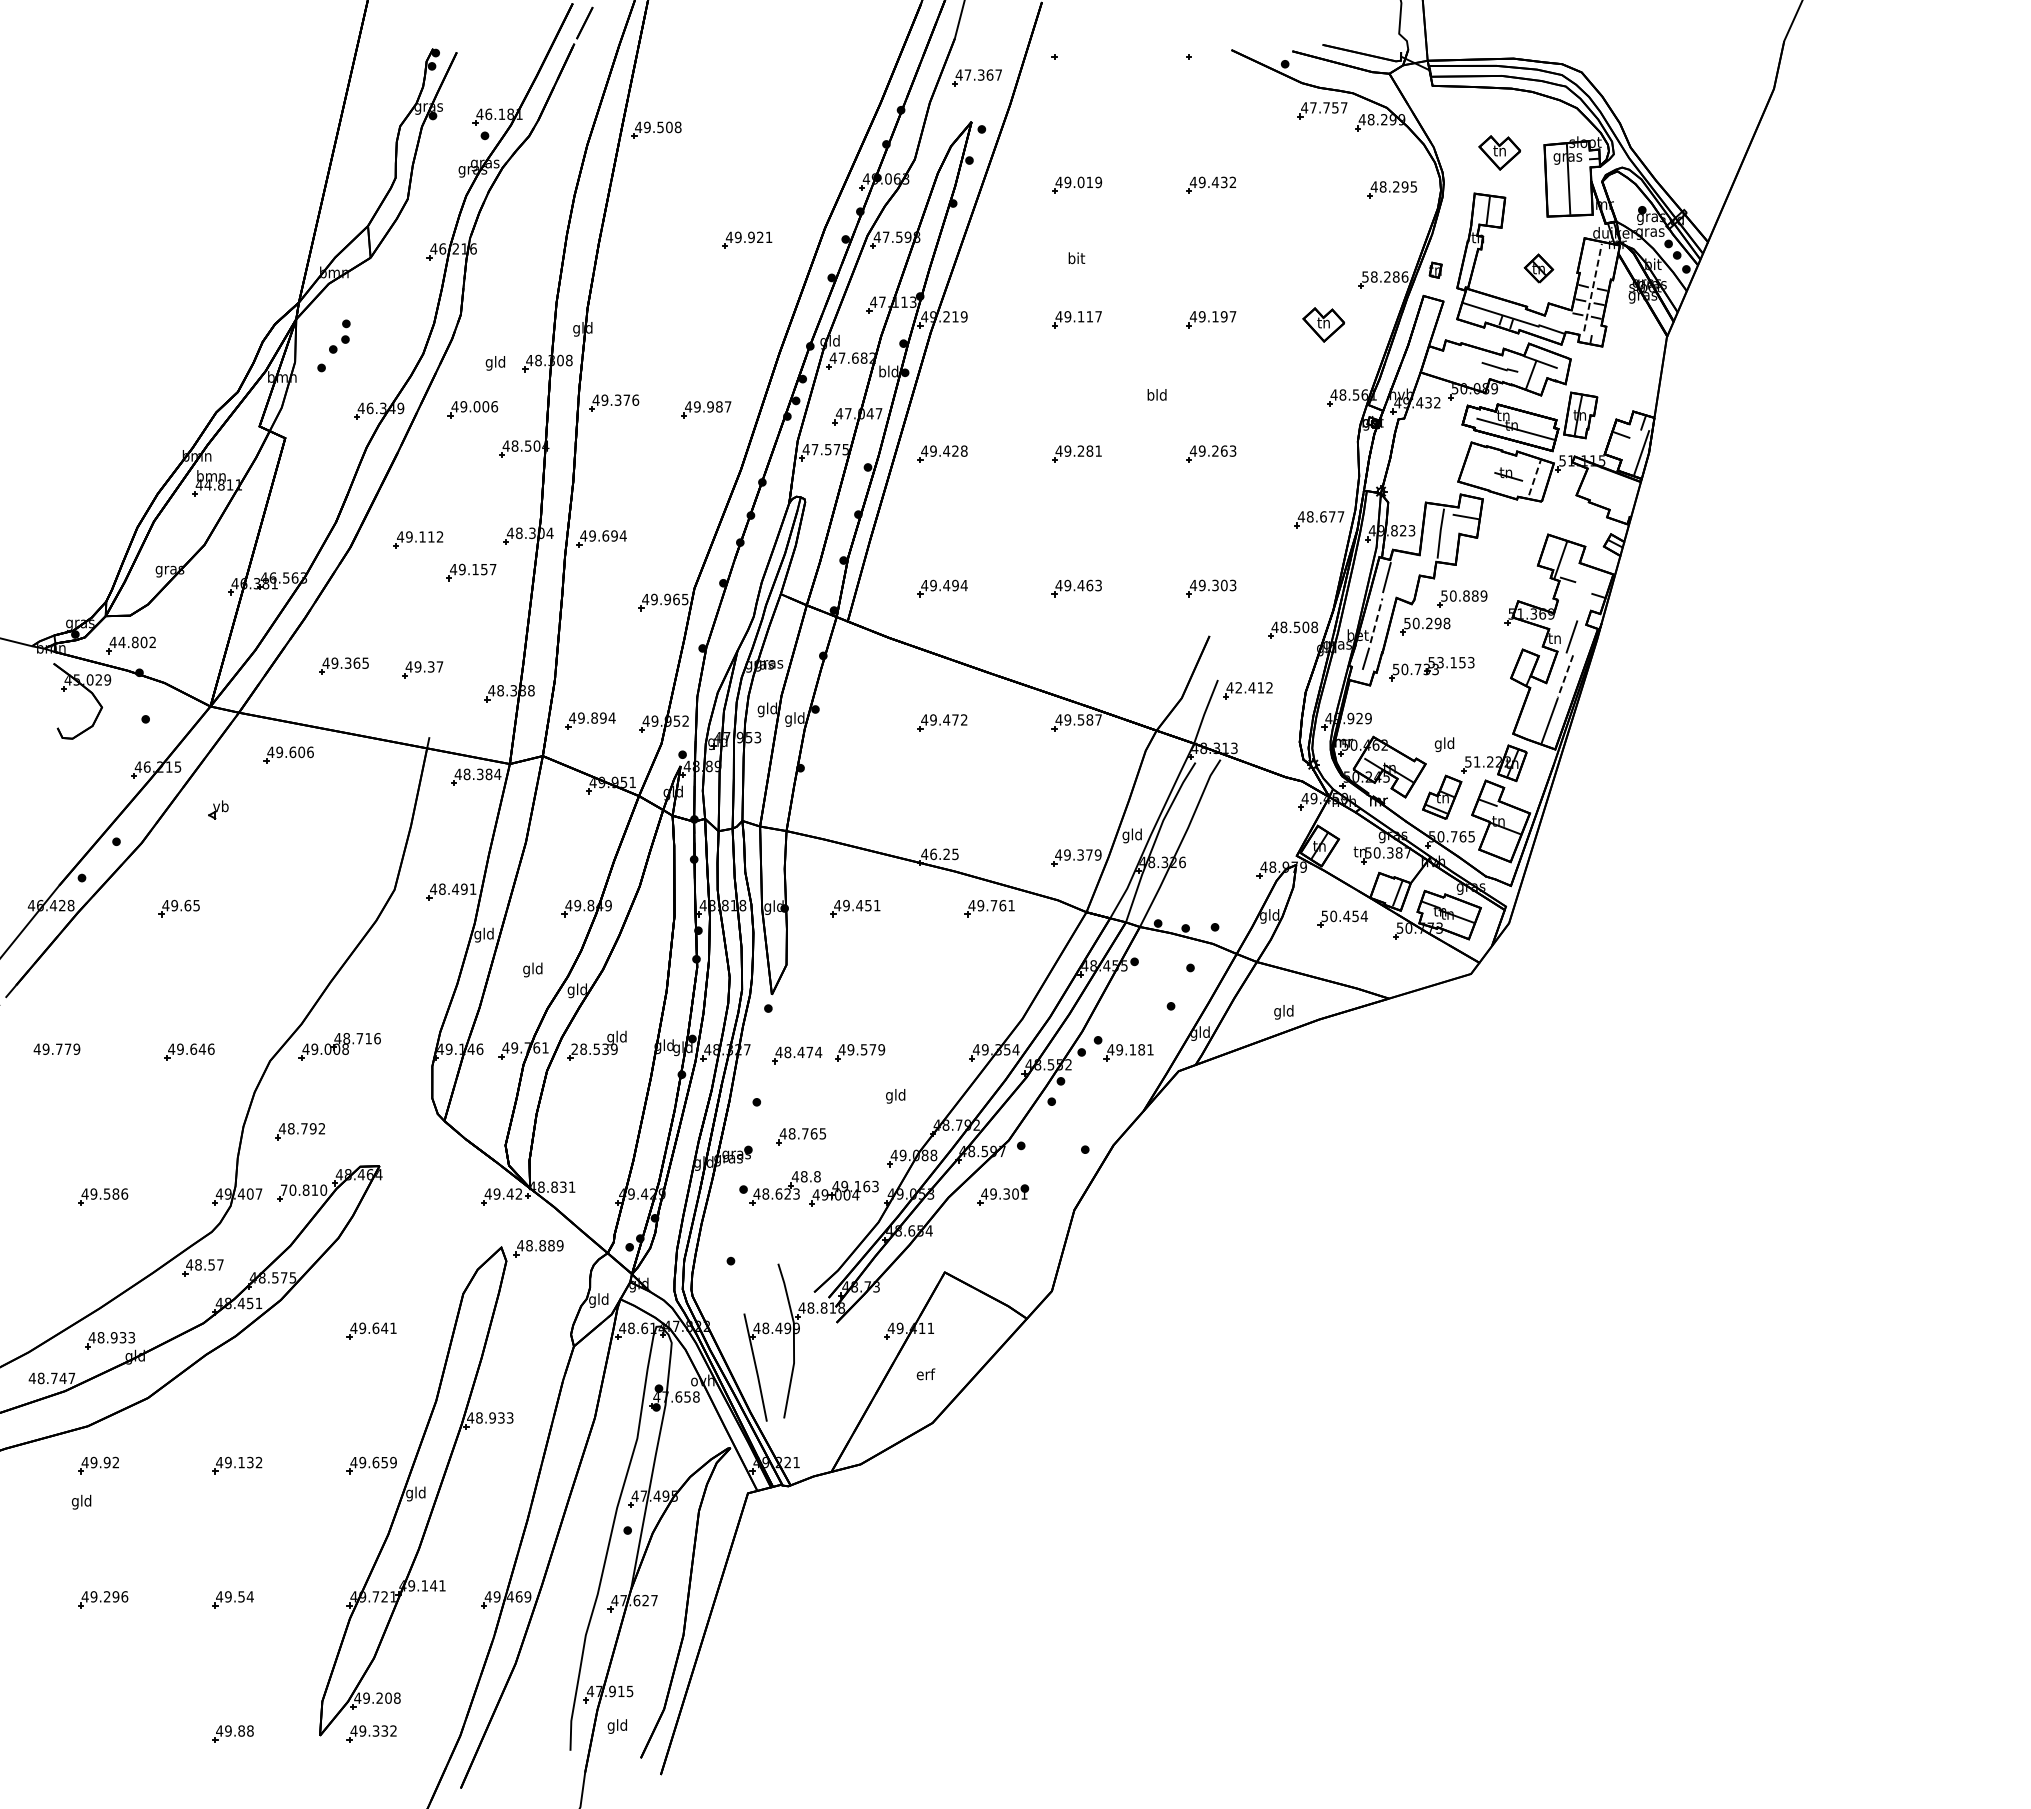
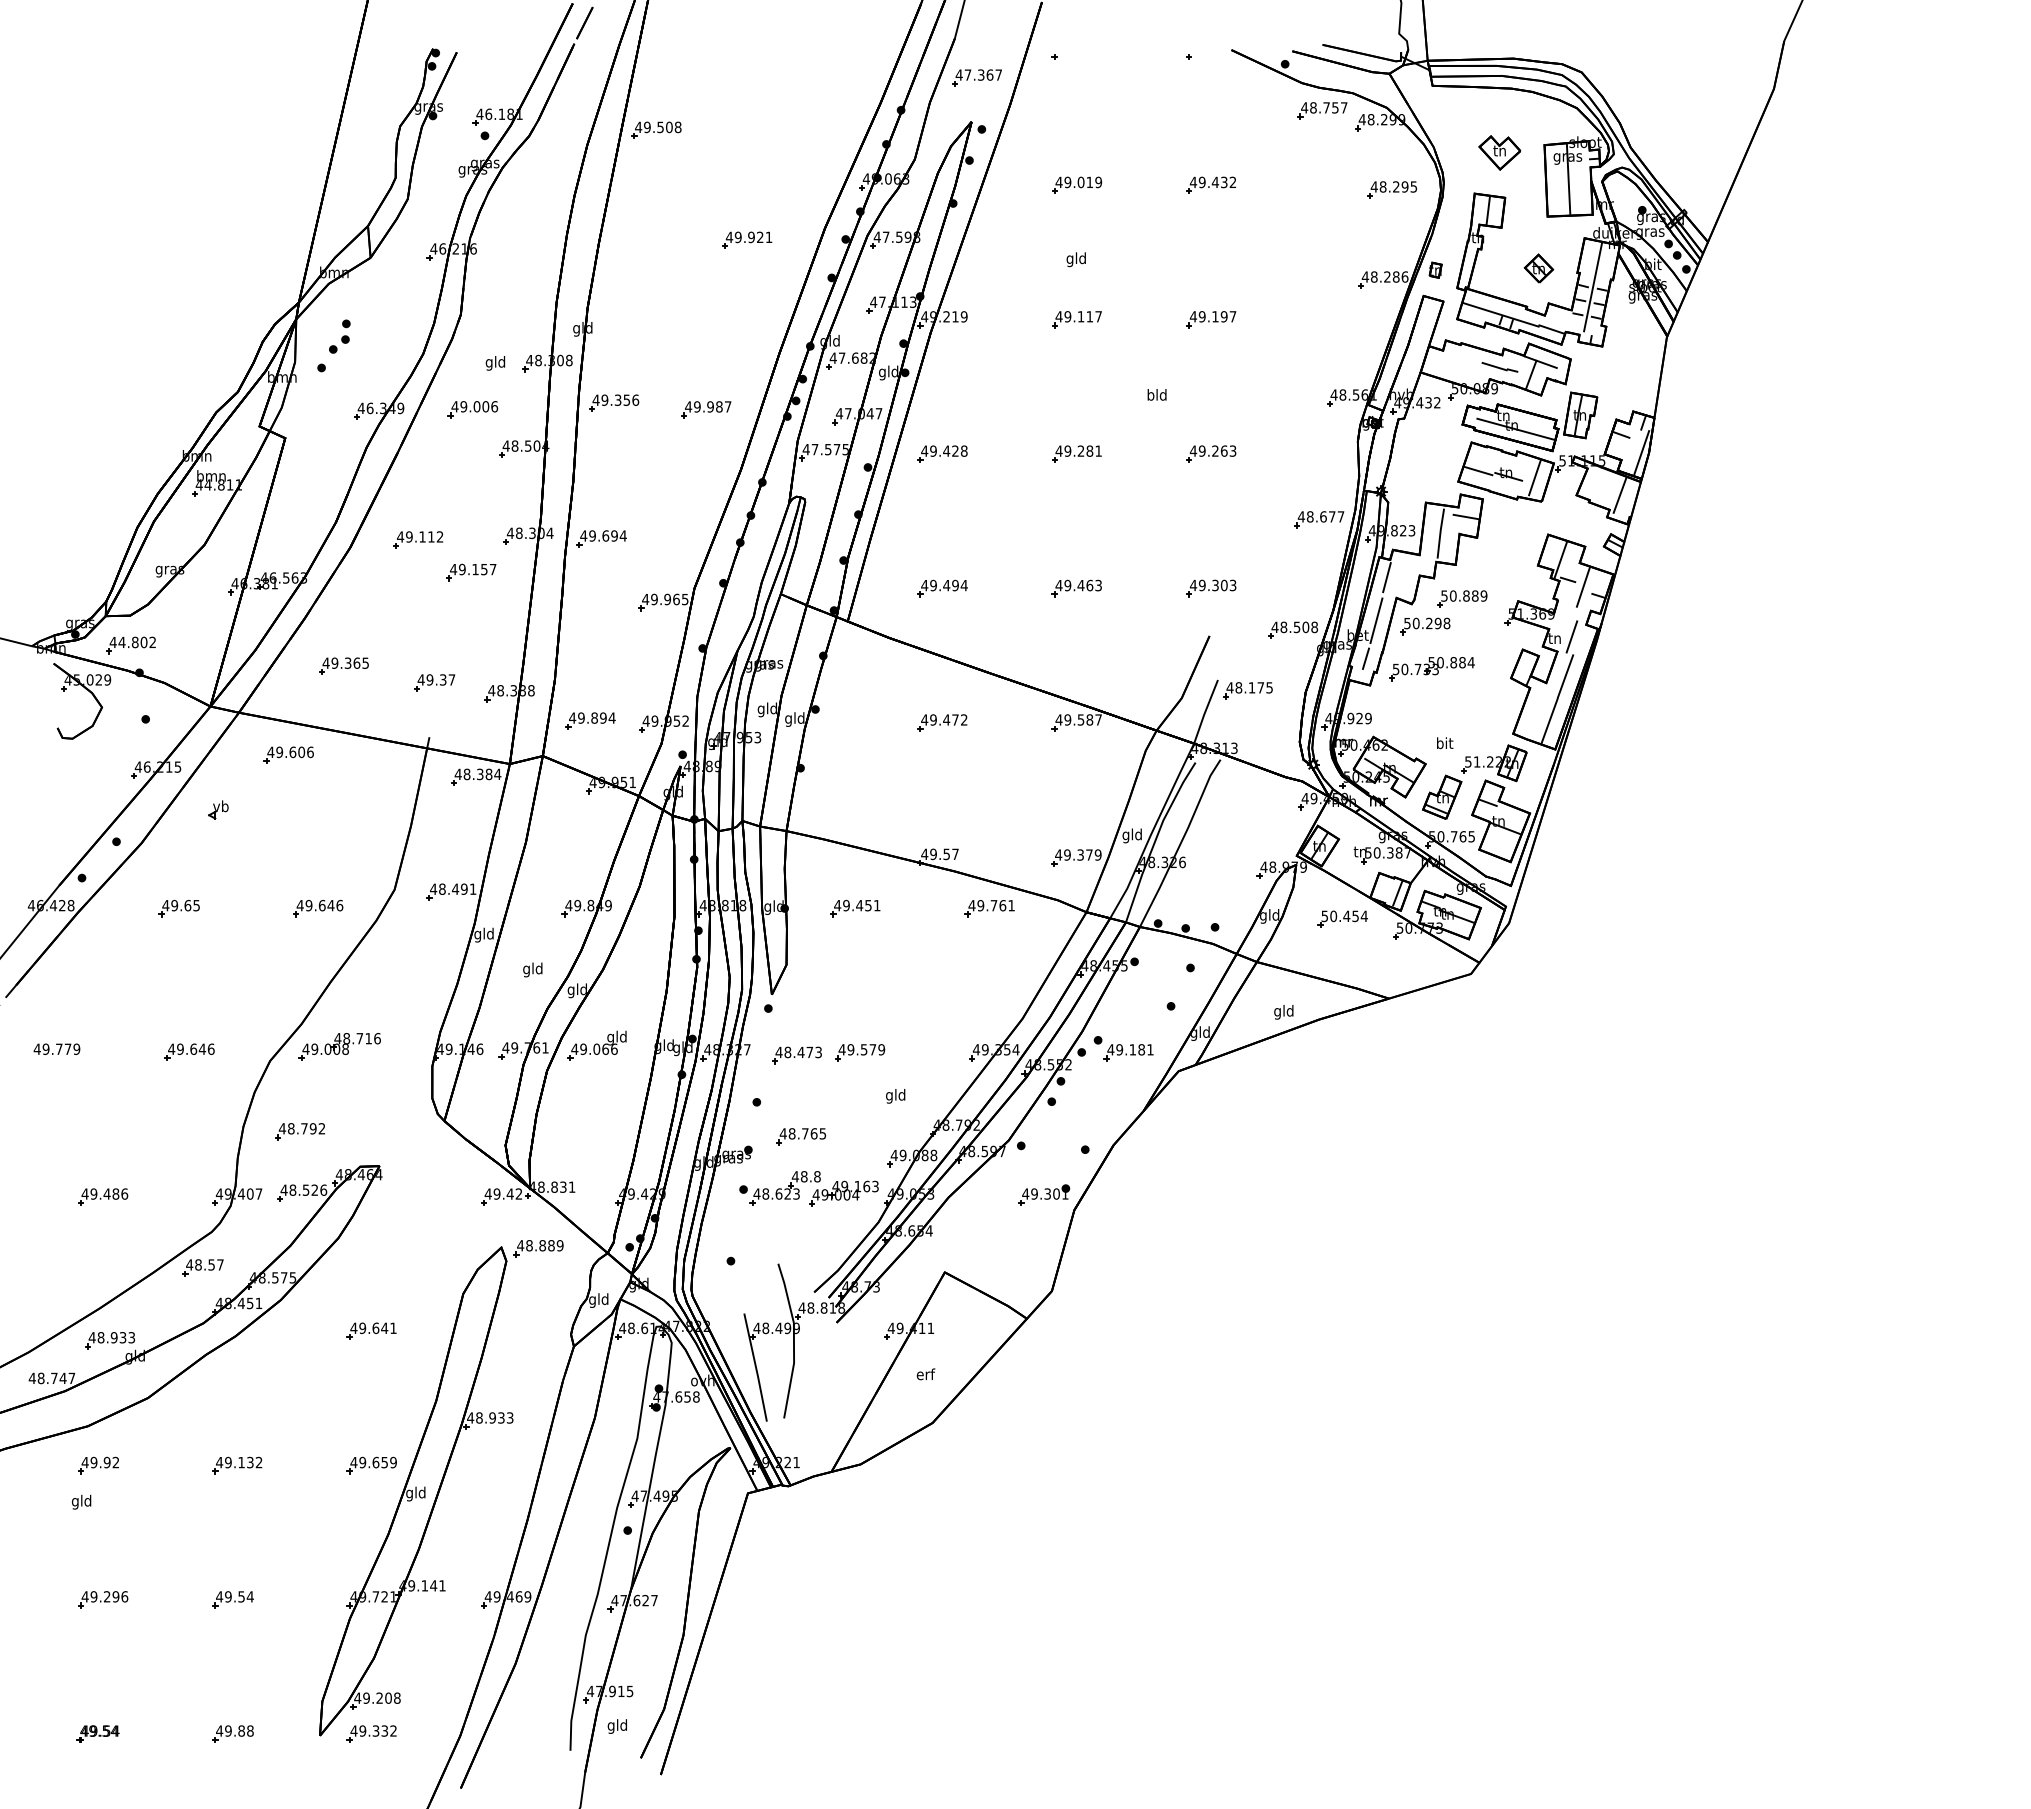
text: 47.757 -> 48.757 (1313, 107)
text: bit -> gld (1075, 259)
text: 58.286 -> 48.286 (1365, 276)
line: dashed -> solid (1593, 287)
part: present -> none (1323, 324)
text: bld -> gld (882, 372)
text: 49.376 -> 49.356 (626, 399)
line: none -> present (1477, 470)
line: dashed -> solid (1535, 477)
line: none -> present (1619, 494)
line: none -> present (1582, 586)
line: dashed -> solid (1376, 620)
text: 53.153 -> 50.884 (1455, 662)
part position: (422, 669) -> (434, 682) (434, 682)
line: dashed -> solid (1565, 676)
text: 42.412 -> 48.175 (1253, 687)
text: gld -> bit (1444, 744)
text: 46.25 -> 49.57 (944, 854)
part: none -> present (318, 908)
text: 28.539 -> 49.066 (594, 1048)
text: 48.474 -> 48.473 (818, 1052)
text: 70.810 -> 48.526 (303, 1189)
text: 49.586 -> 49.486 (106, 1193)
part position: (1003, 1194) -> (1044, 1194) (1044, 1194)
part: none -> present (97, 1733)
